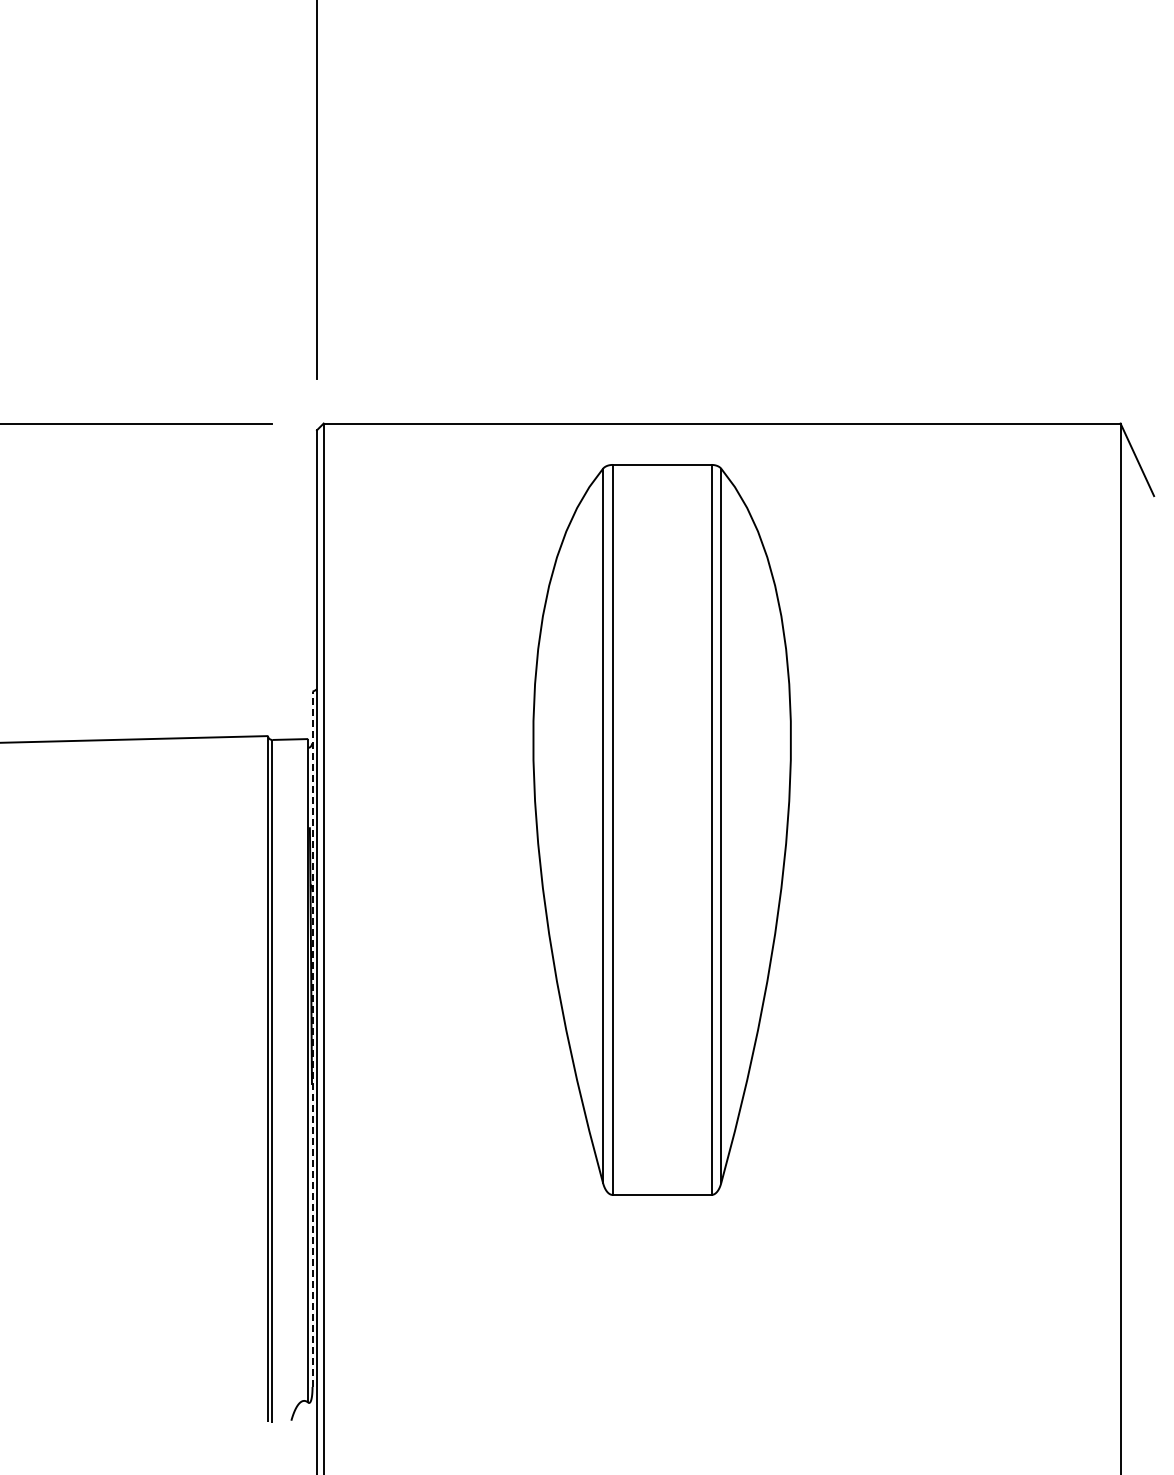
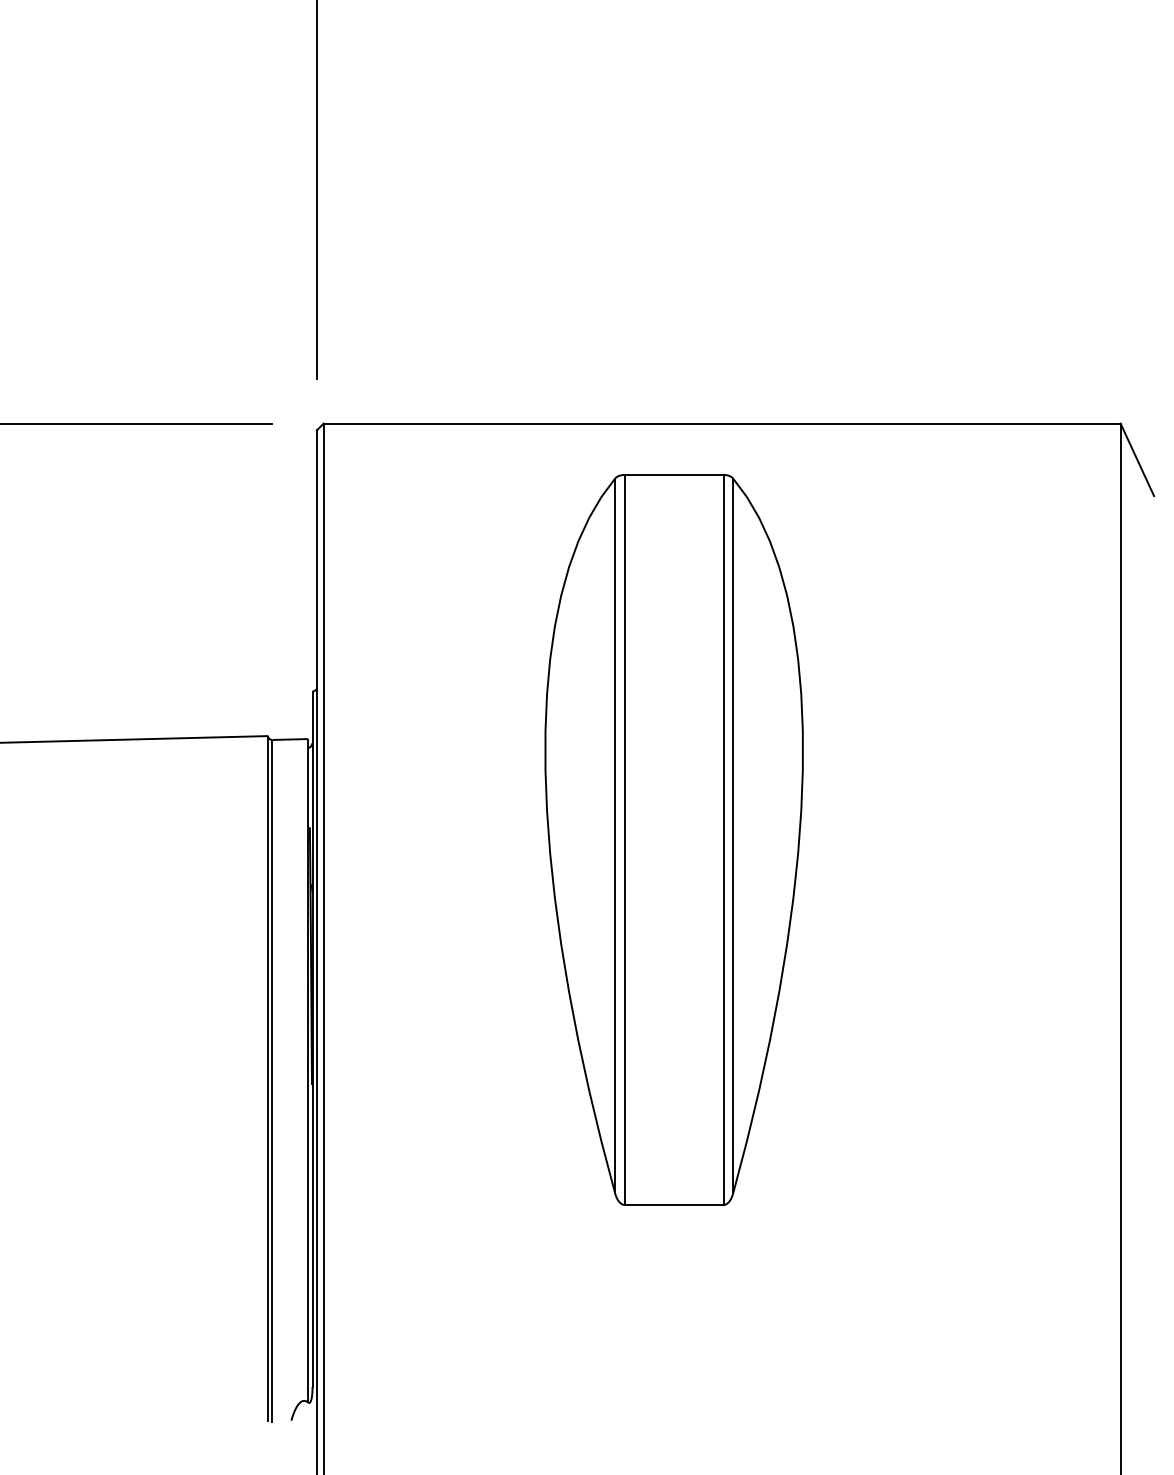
part position: (661, 829) -> (673, 839) (673, 839)
line: dashed -> solid (312, 1039)
